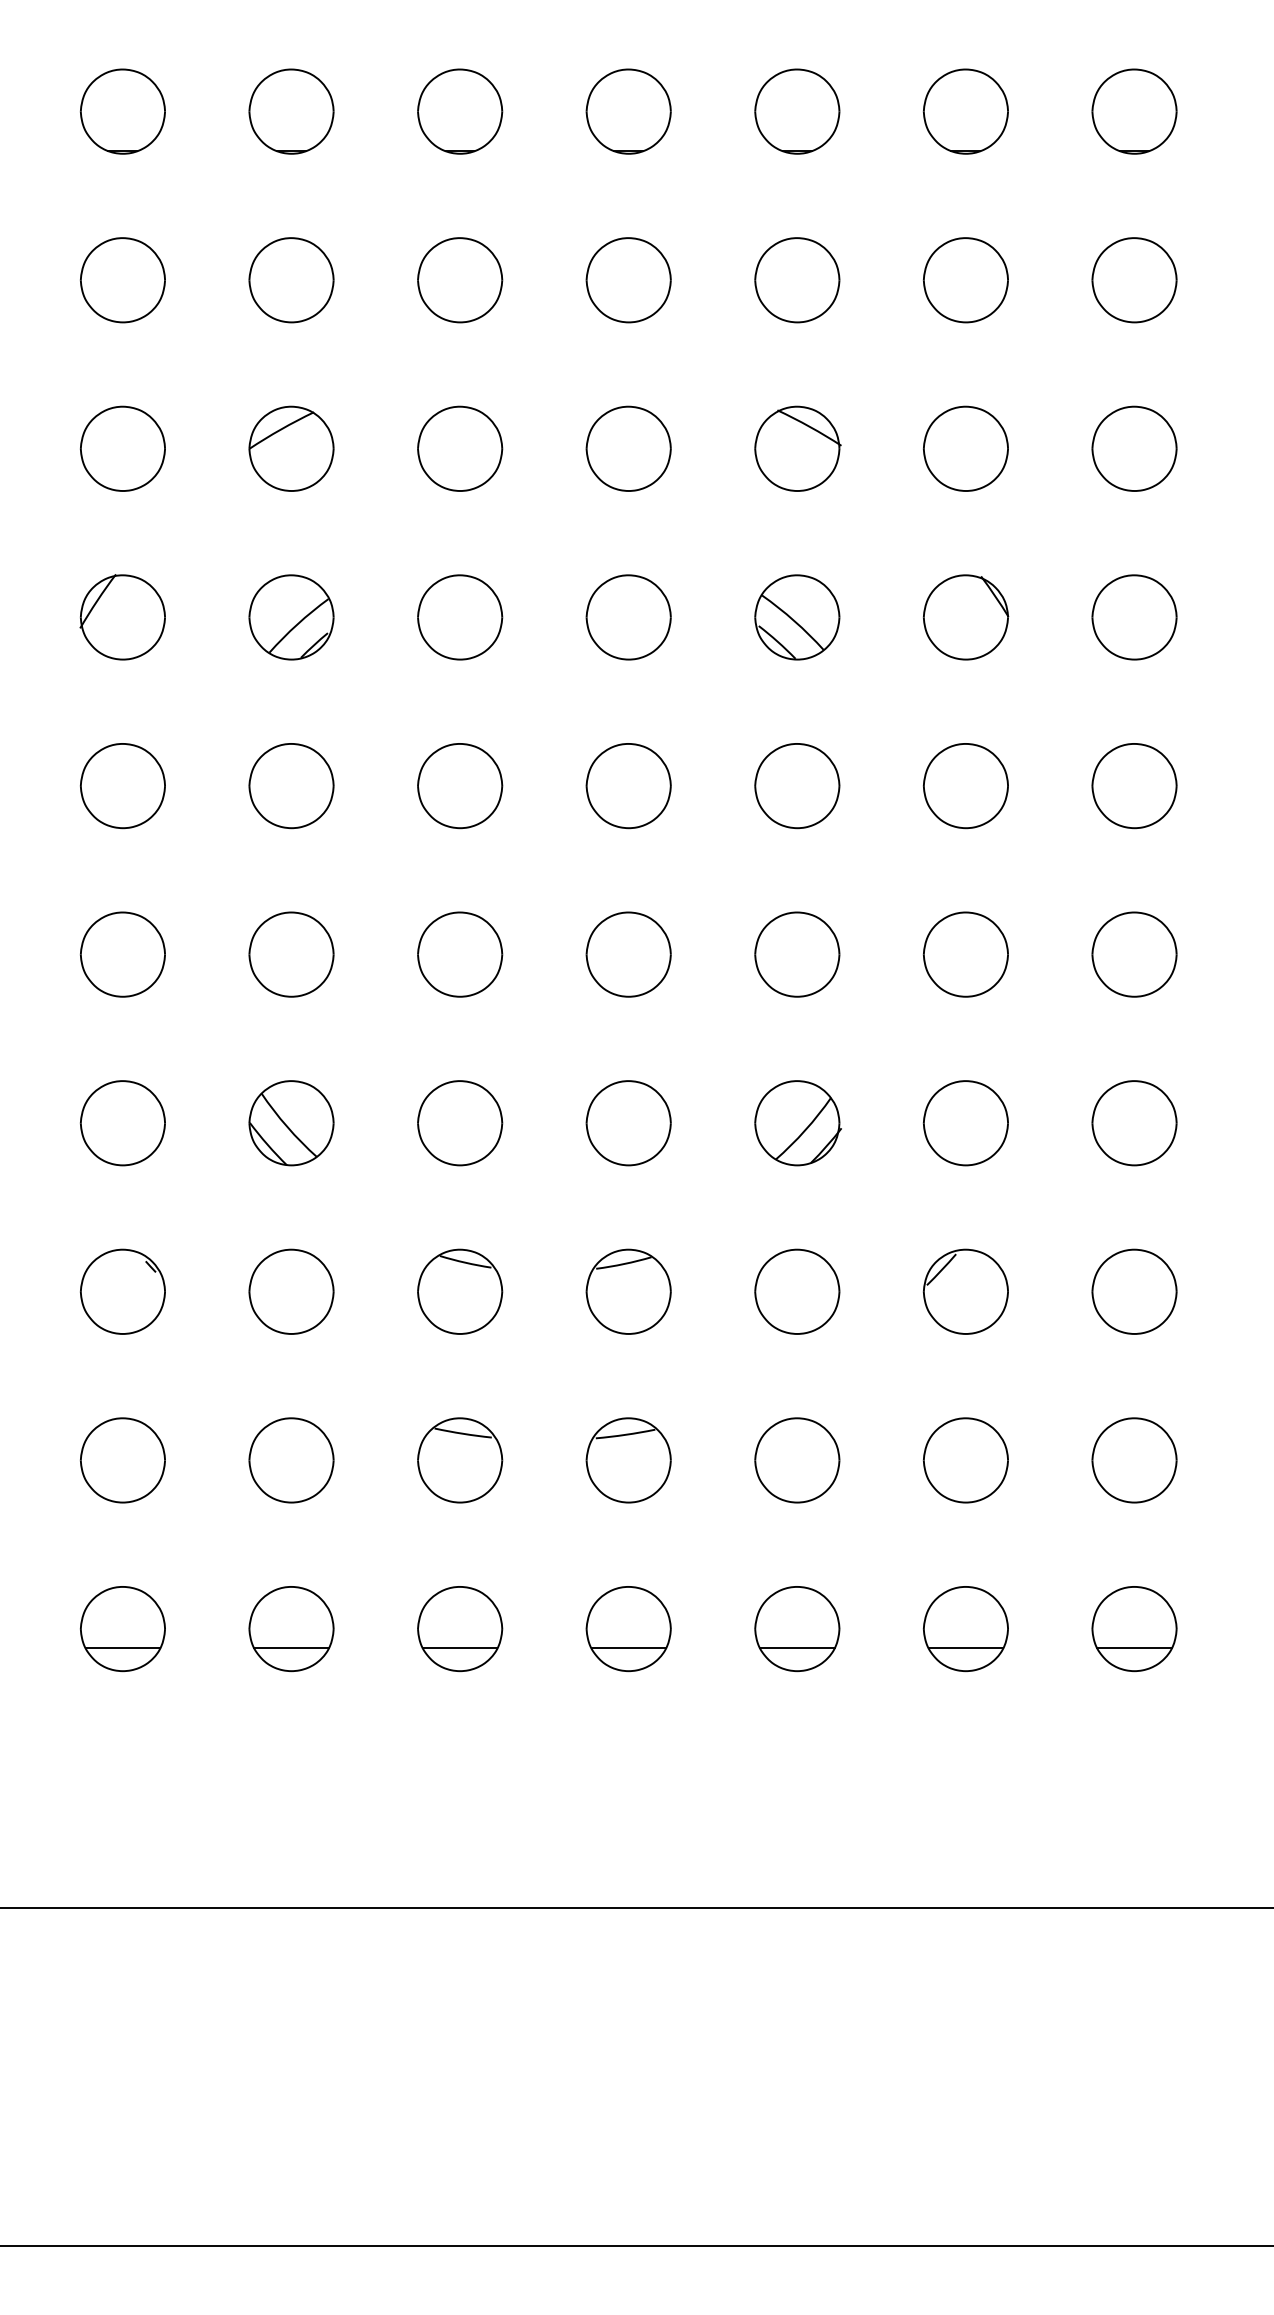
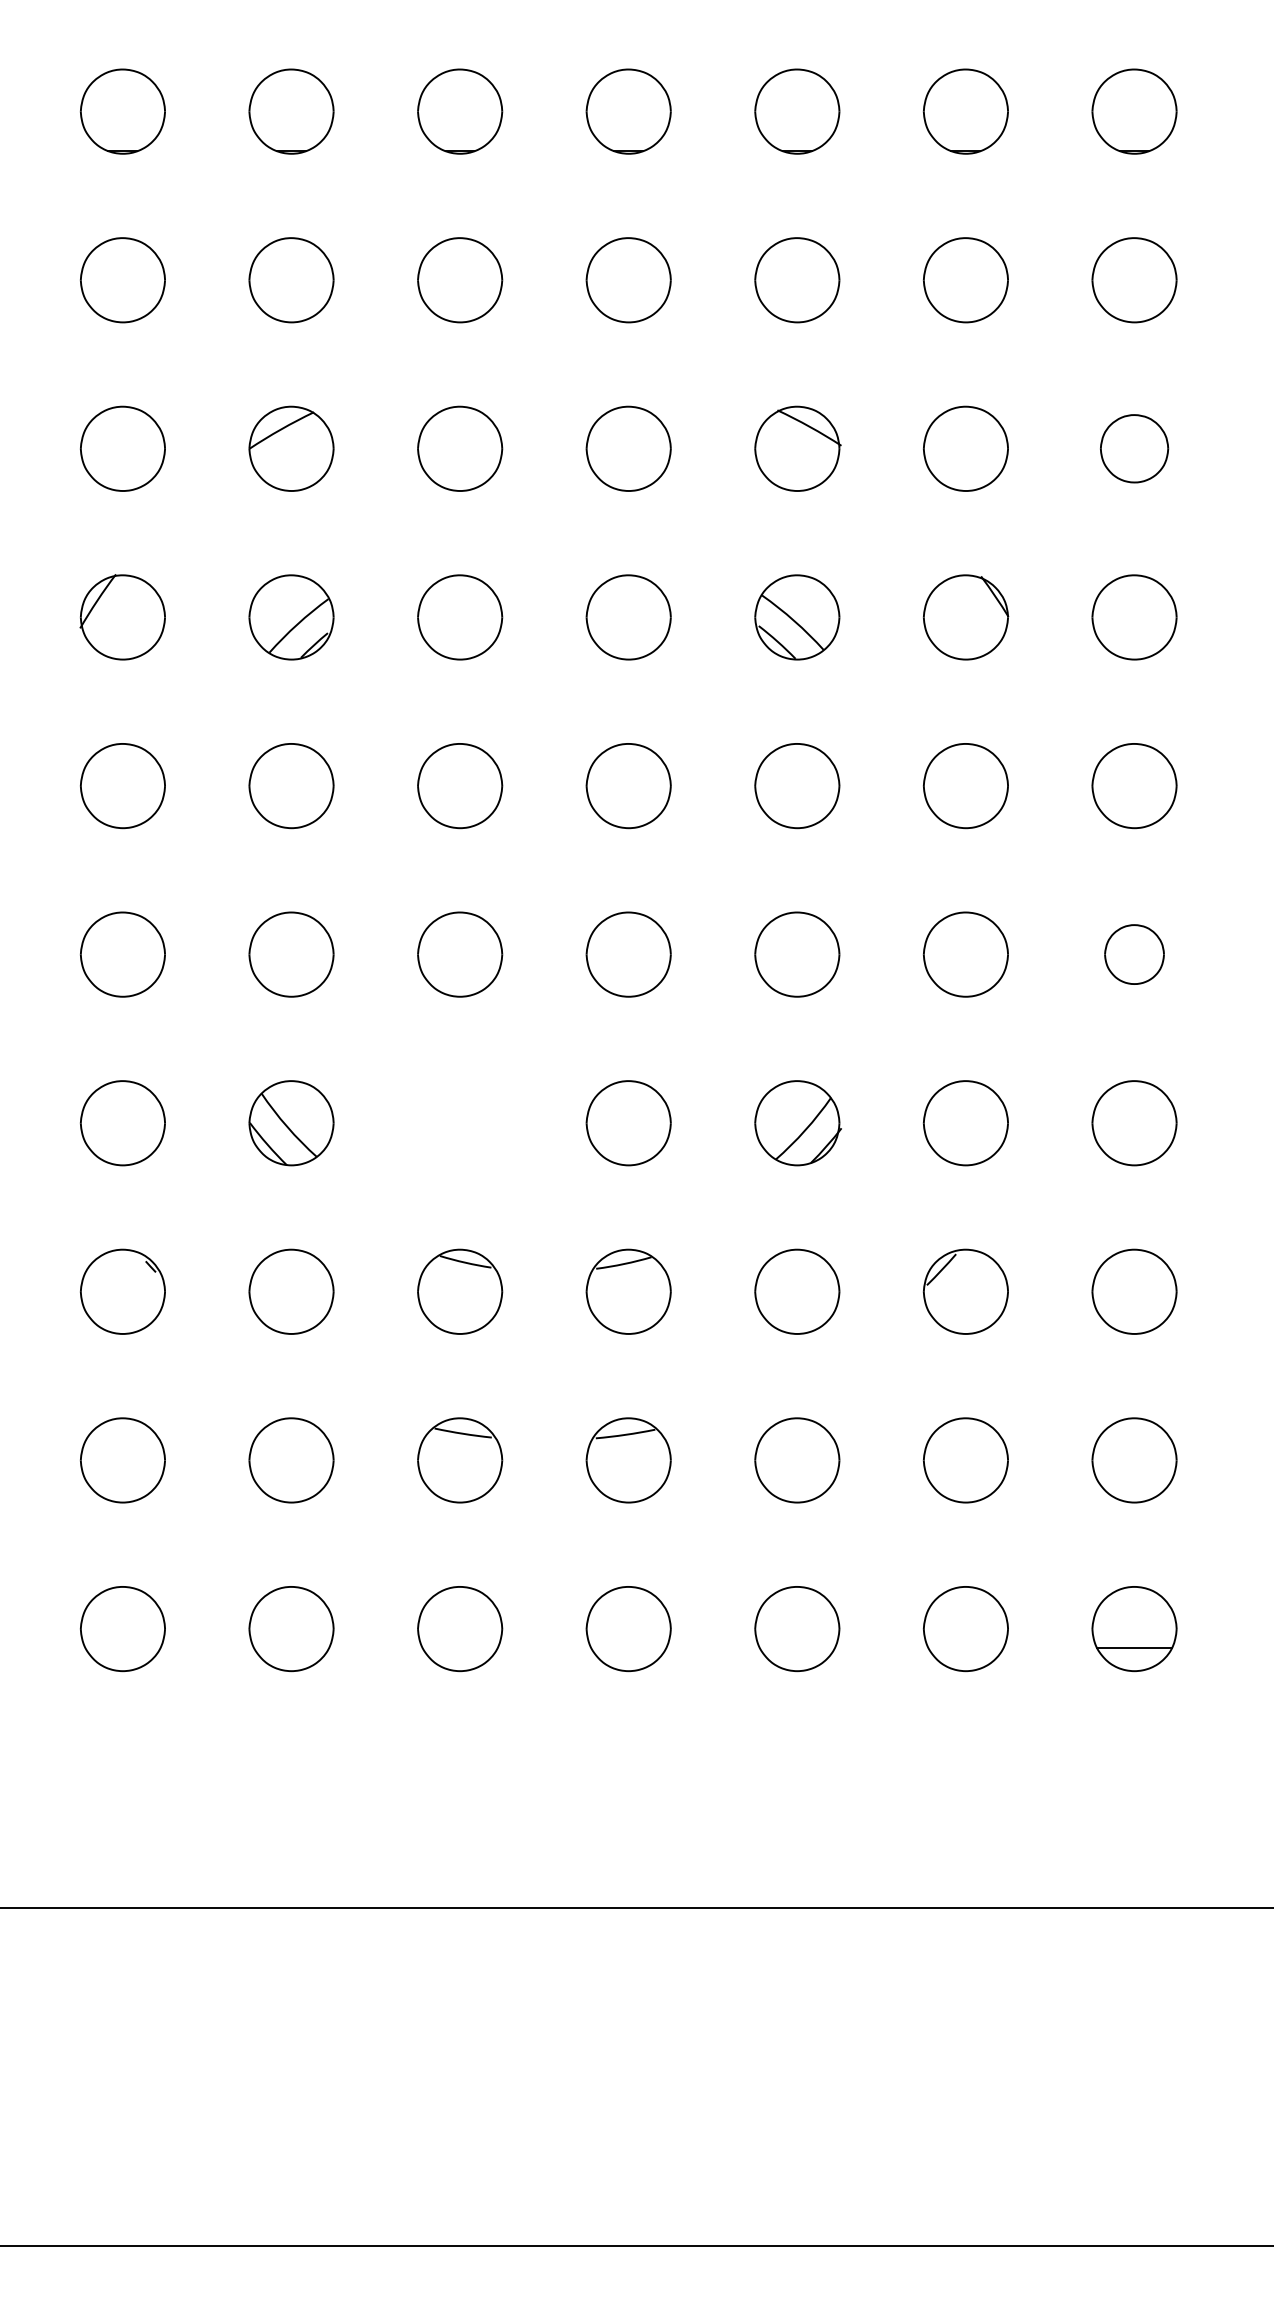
part size: 87x87 px -> 70x70 px (1134, 448)
part size: 87x87 px -> 61x61 px (1134, 954)
part: present -> none (460, 1123)
line: present -> none (122, 1648)
line: present -> none (291, 1648)
line: present -> none (460, 1648)
line: present -> none (628, 1648)
line: present -> none (797, 1648)
line: present -> none (965, 1648)
